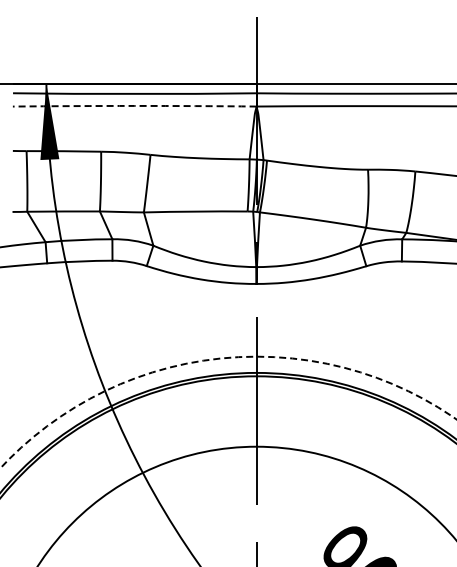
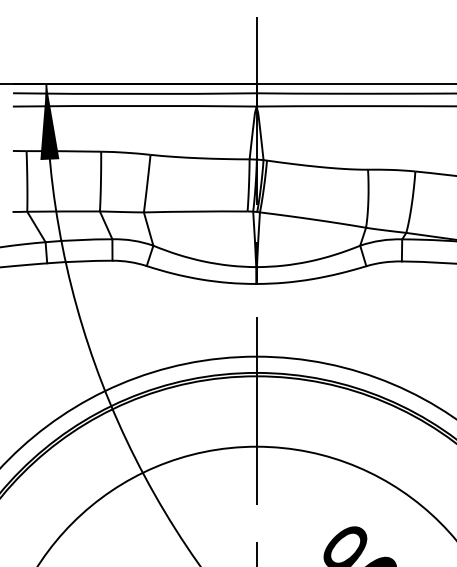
arc: dashed -> solid (134, 105)
circle: dashed -> solid (228, 412)
